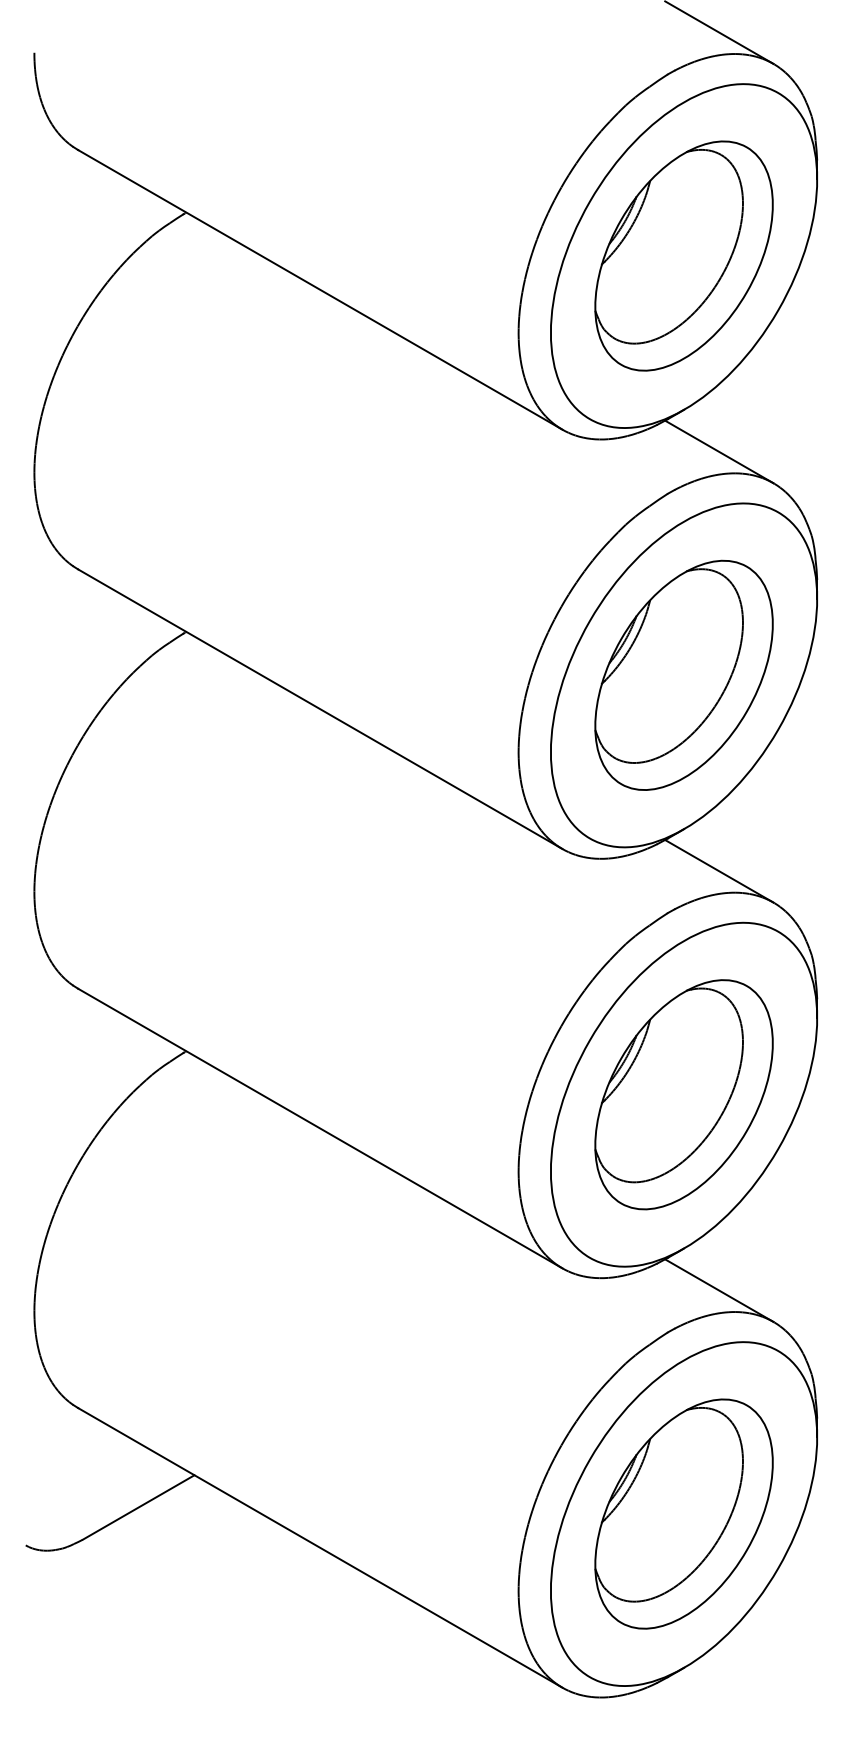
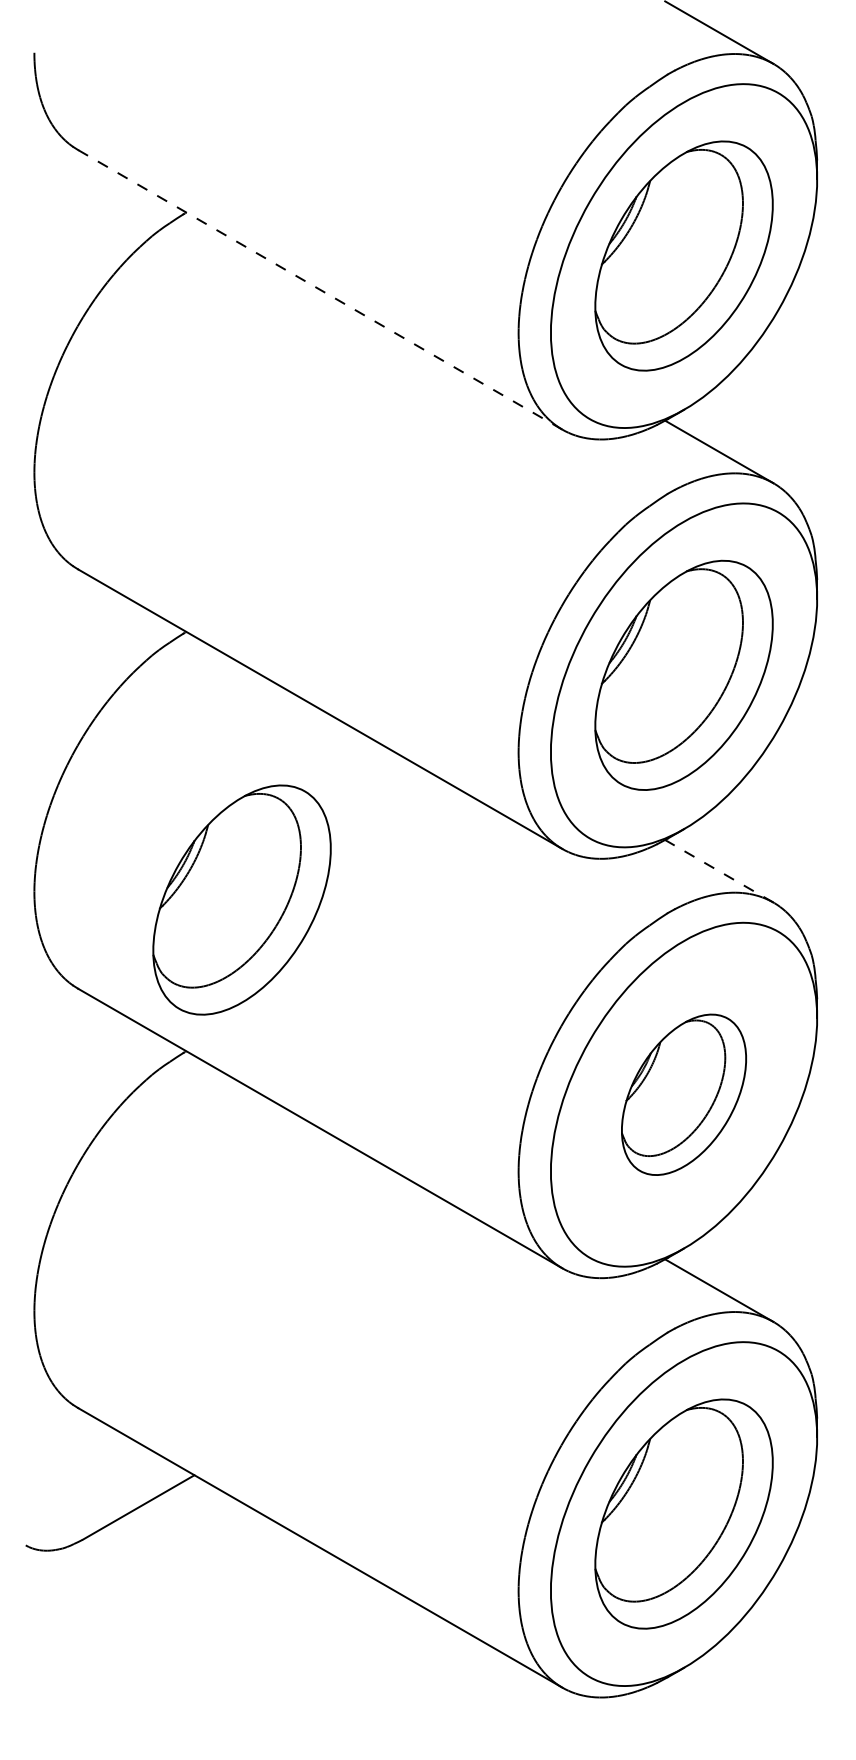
line: solid -> dashed (320, 289)
line: solid -> dashed (719, 871)
part: none -> present (241, 899)
part size: 180x232 px -> 126x163 px (683, 1094)
